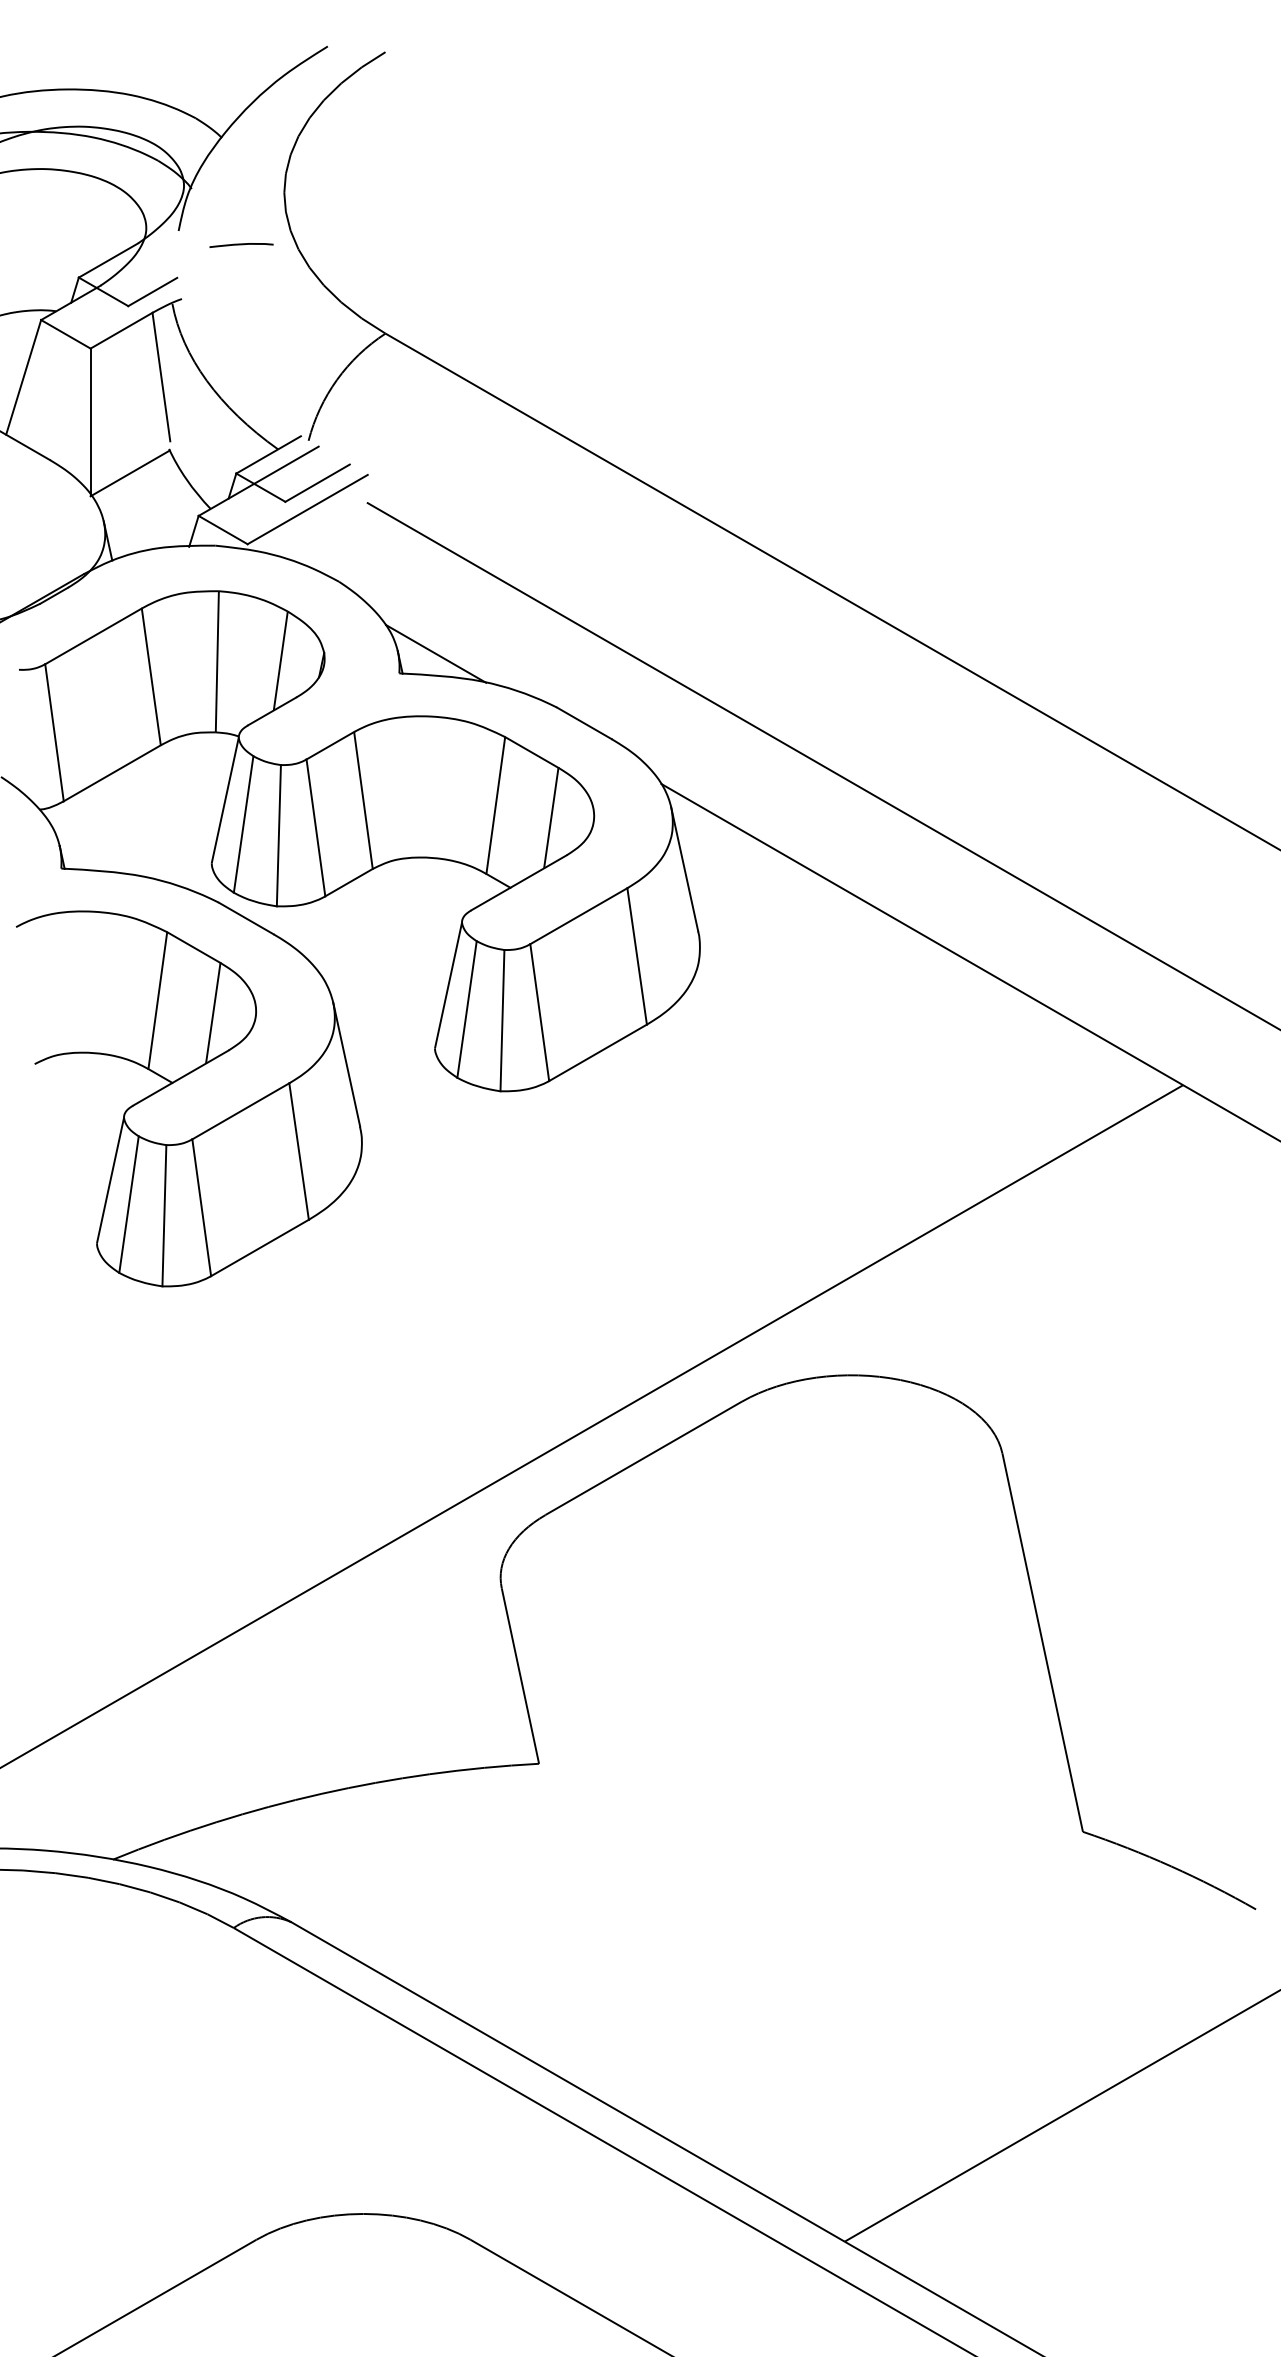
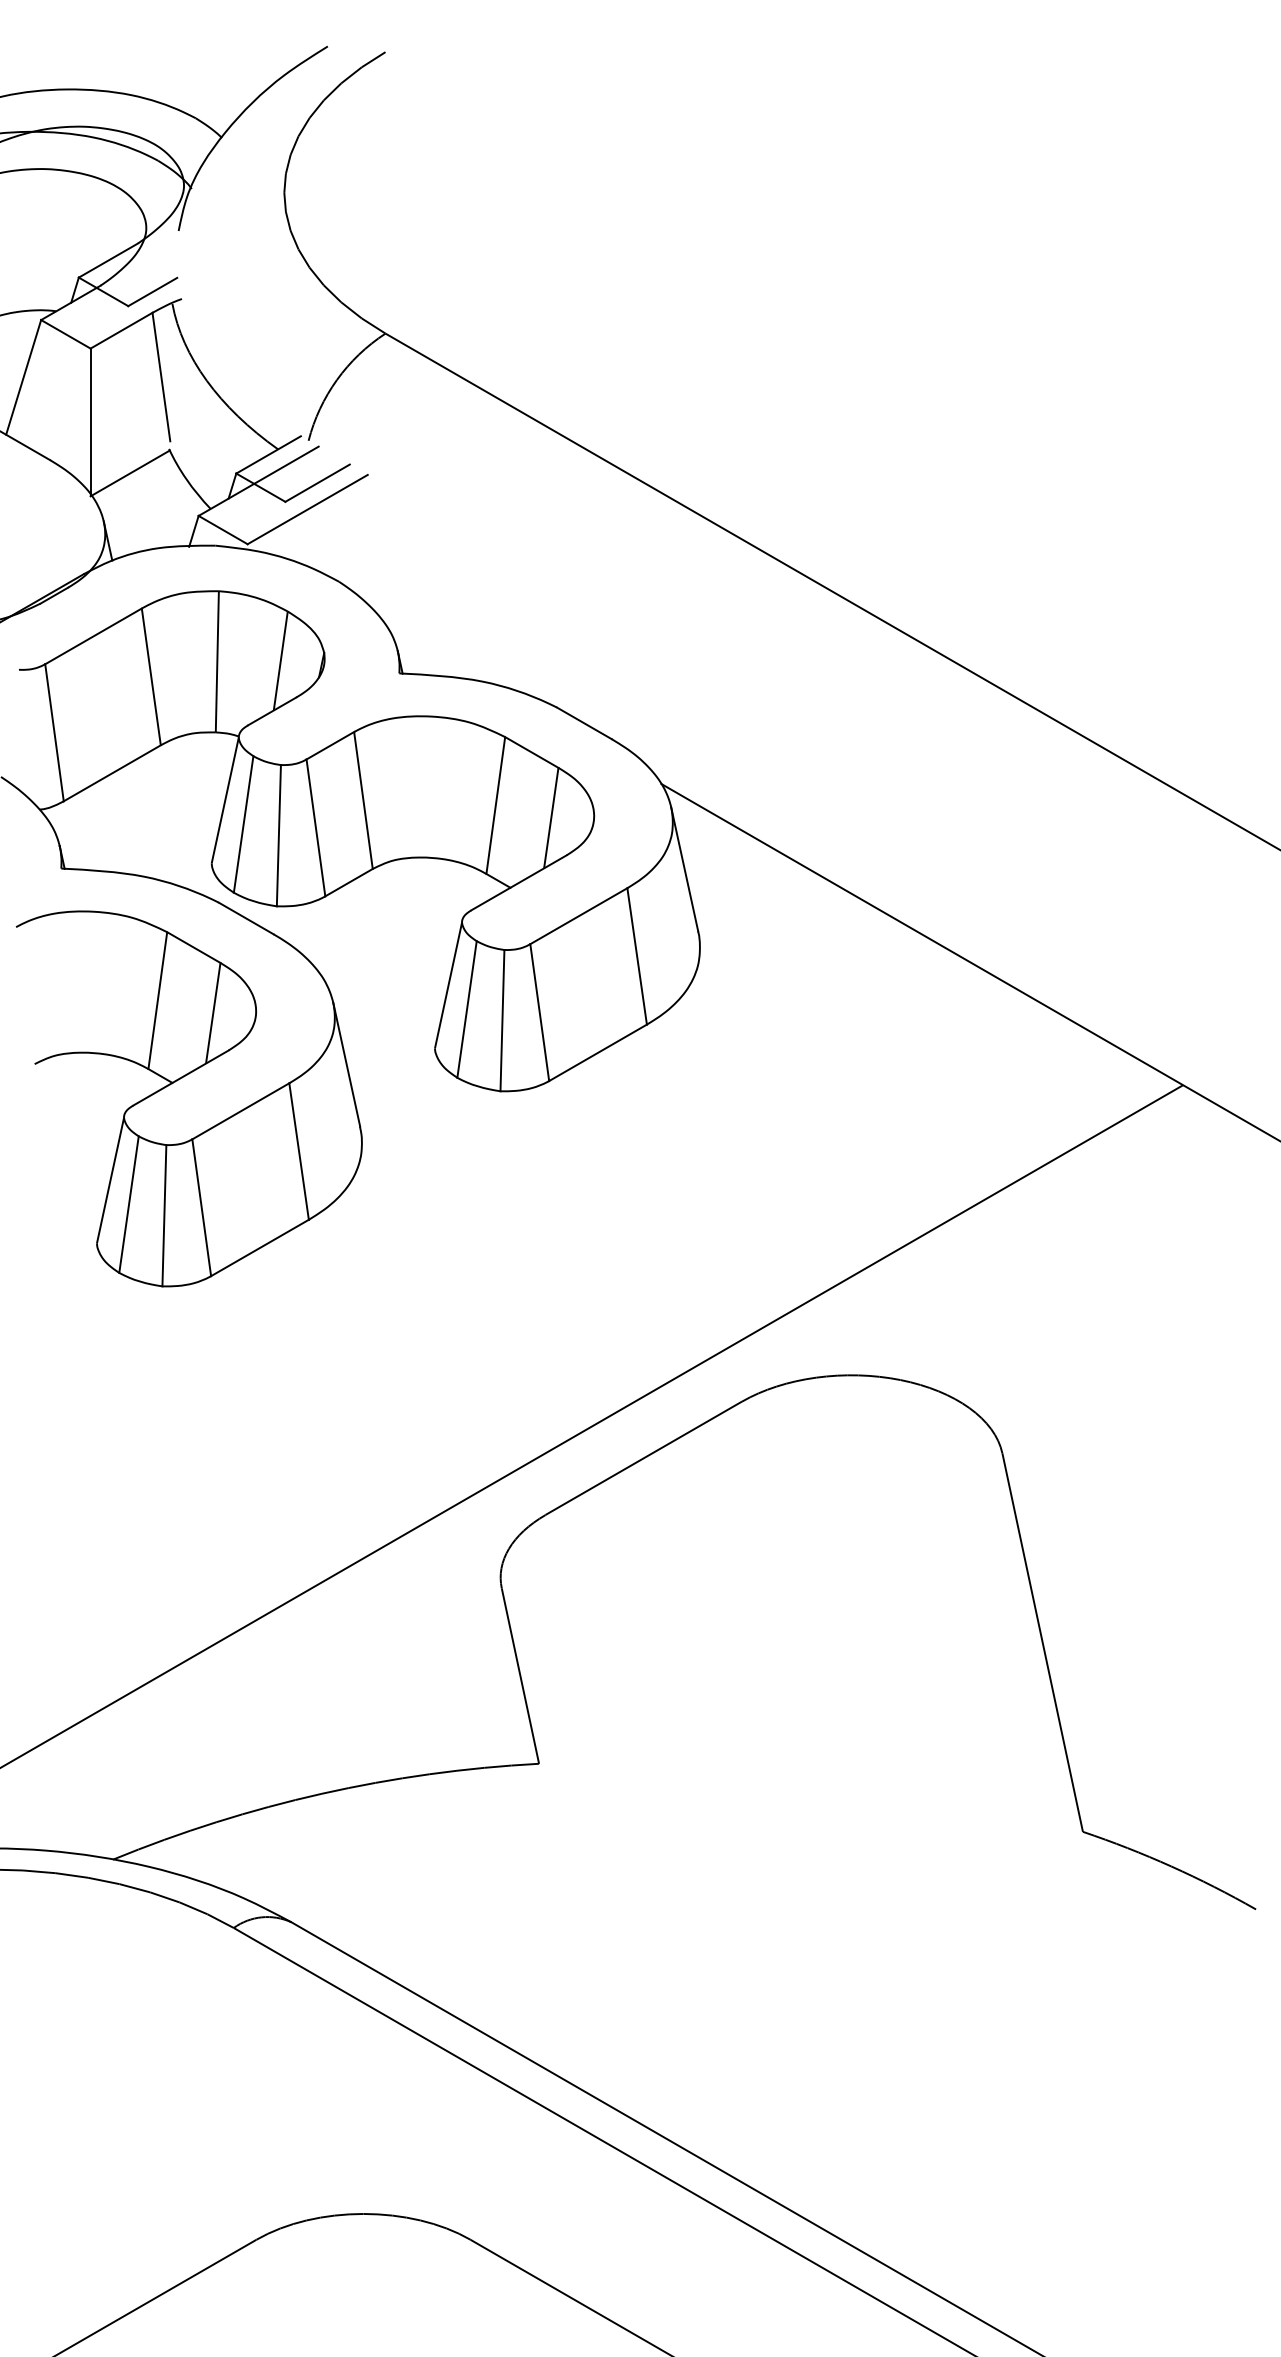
curve: present -> none (241, 245)
line: present -> none (436, 653)
line: present -> none (821, 765)
line: present -> none (1060, 2116)
